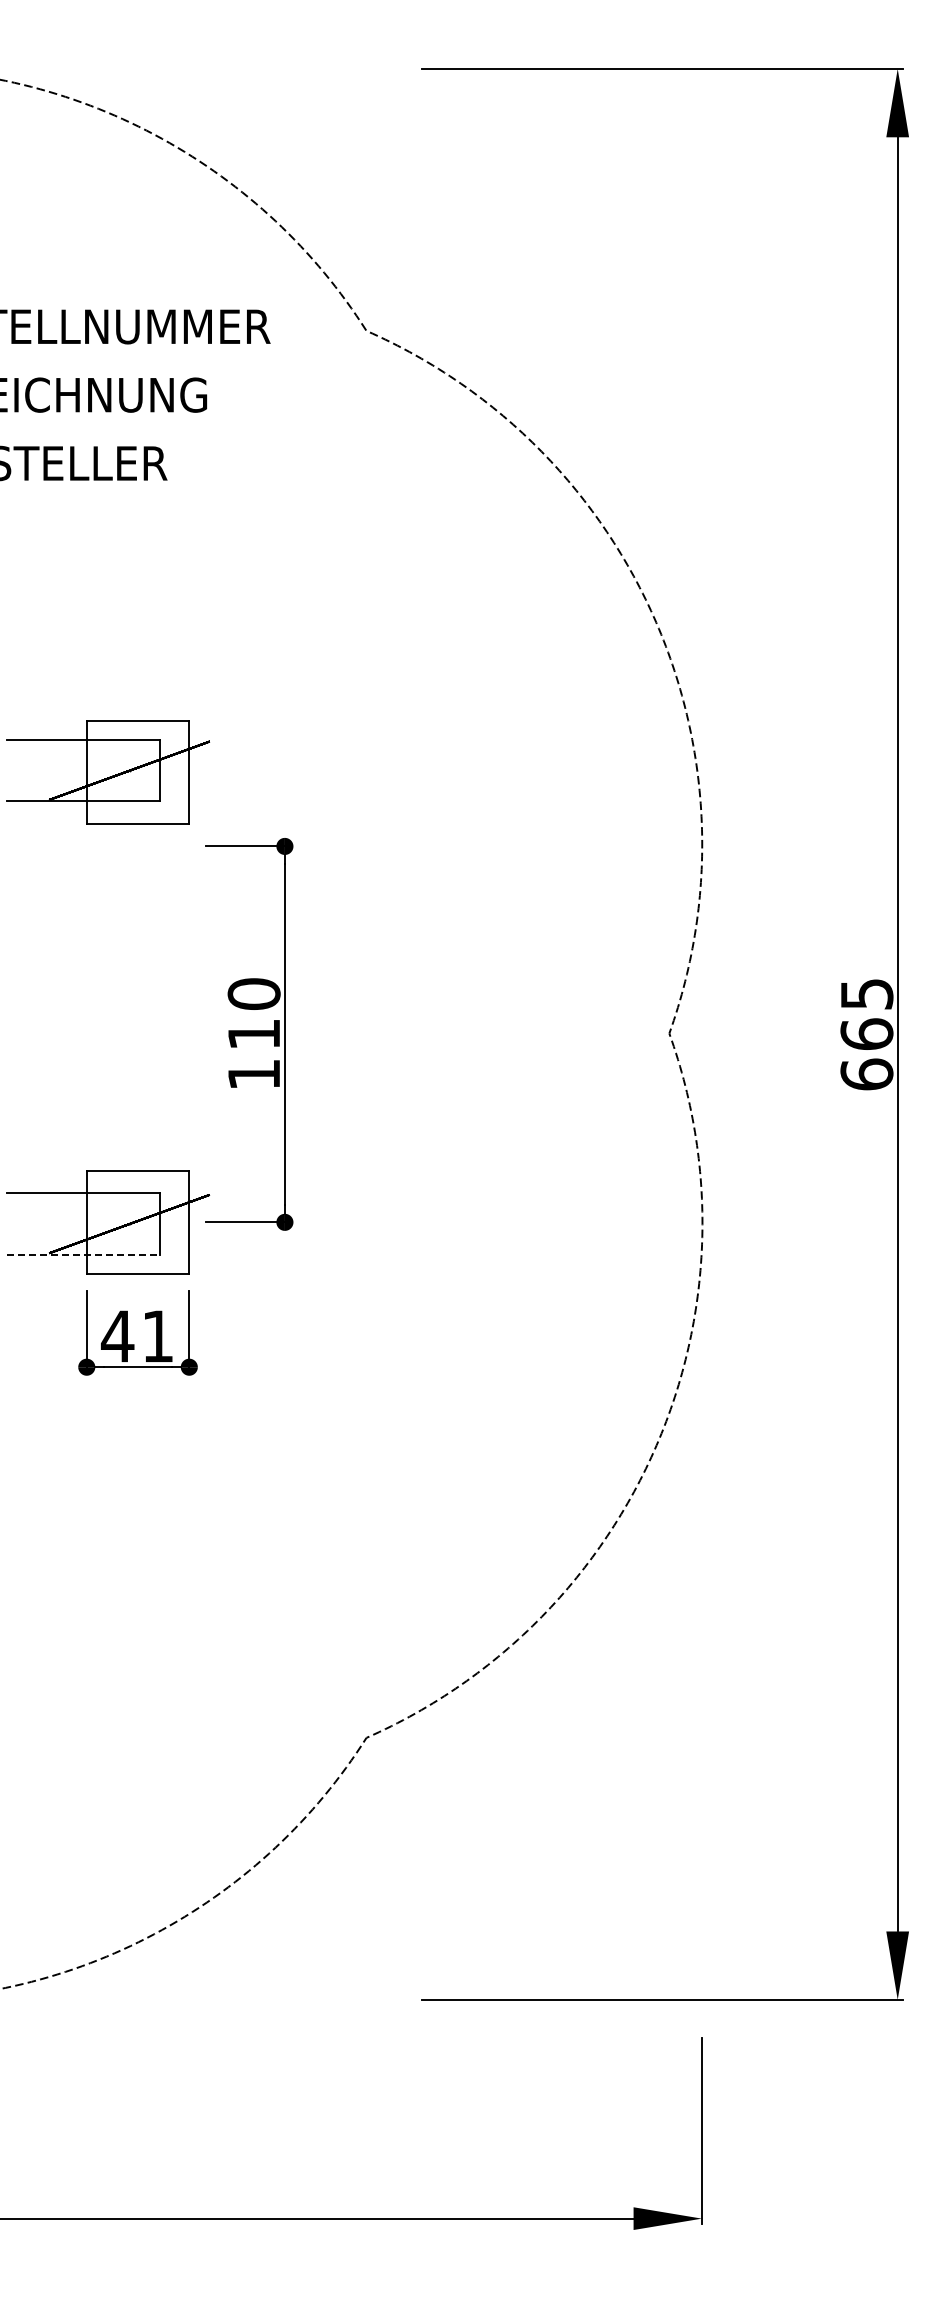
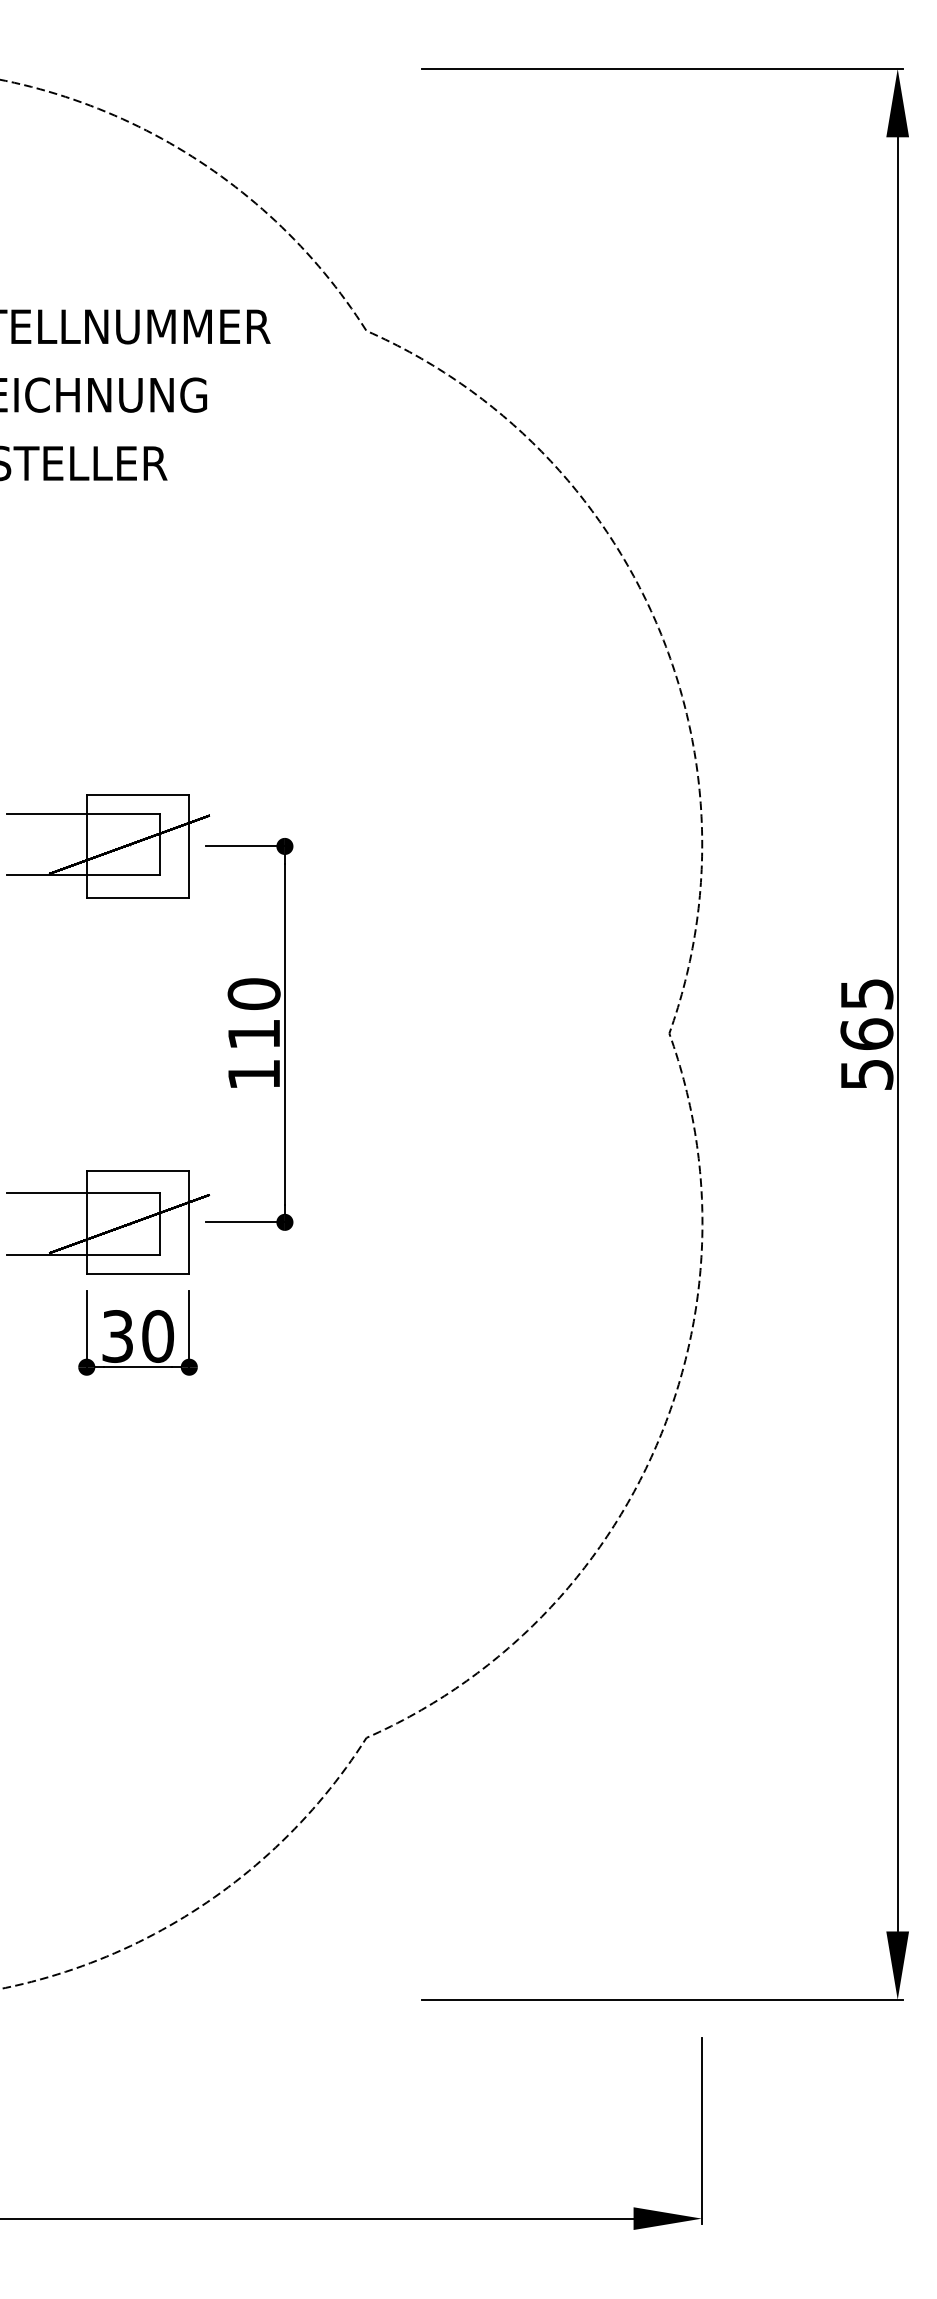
part position: (107, 772) -> (107, 846) (107, 846)
text: 665 -> 565 (866, 1074)
line: dashed -> solid (83, 1254)
text: 41 -> 30 (136, 1336)
